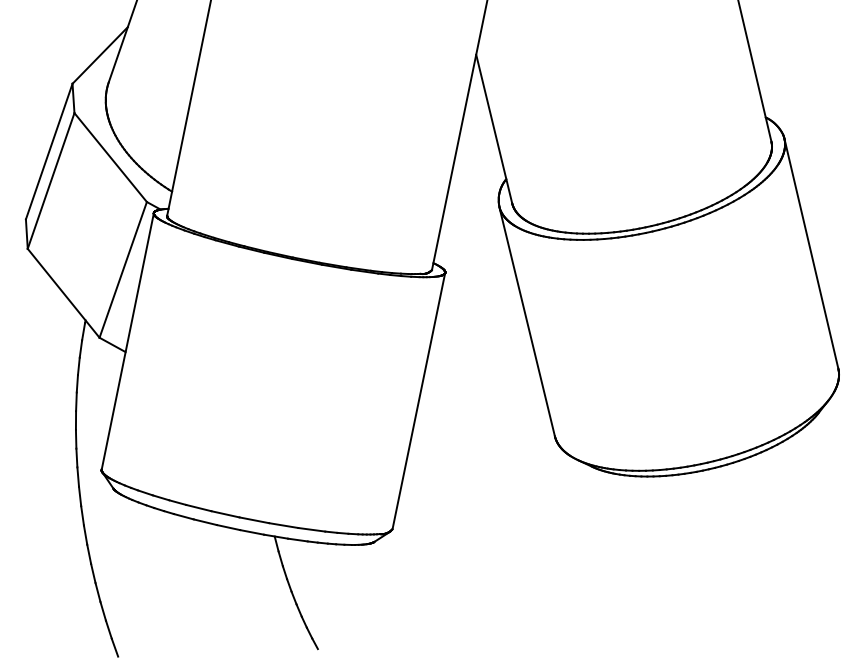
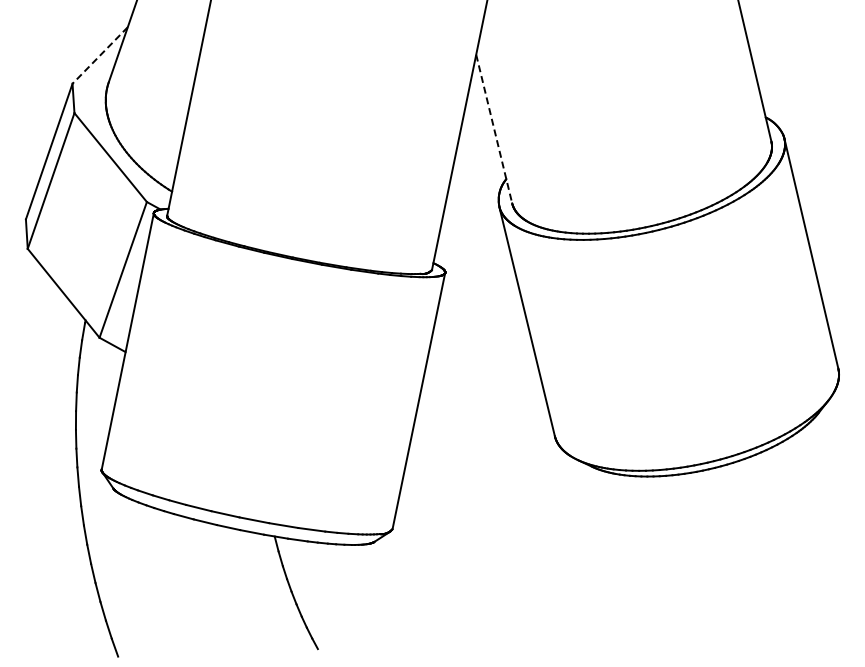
line: solid -> dashed (100, 55)
line: solid -> dashed (494, 129)
